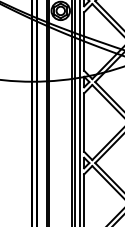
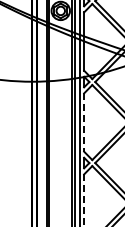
line: solid -> dashed (84, 123)
line: solid -> dashed (84, 201)
